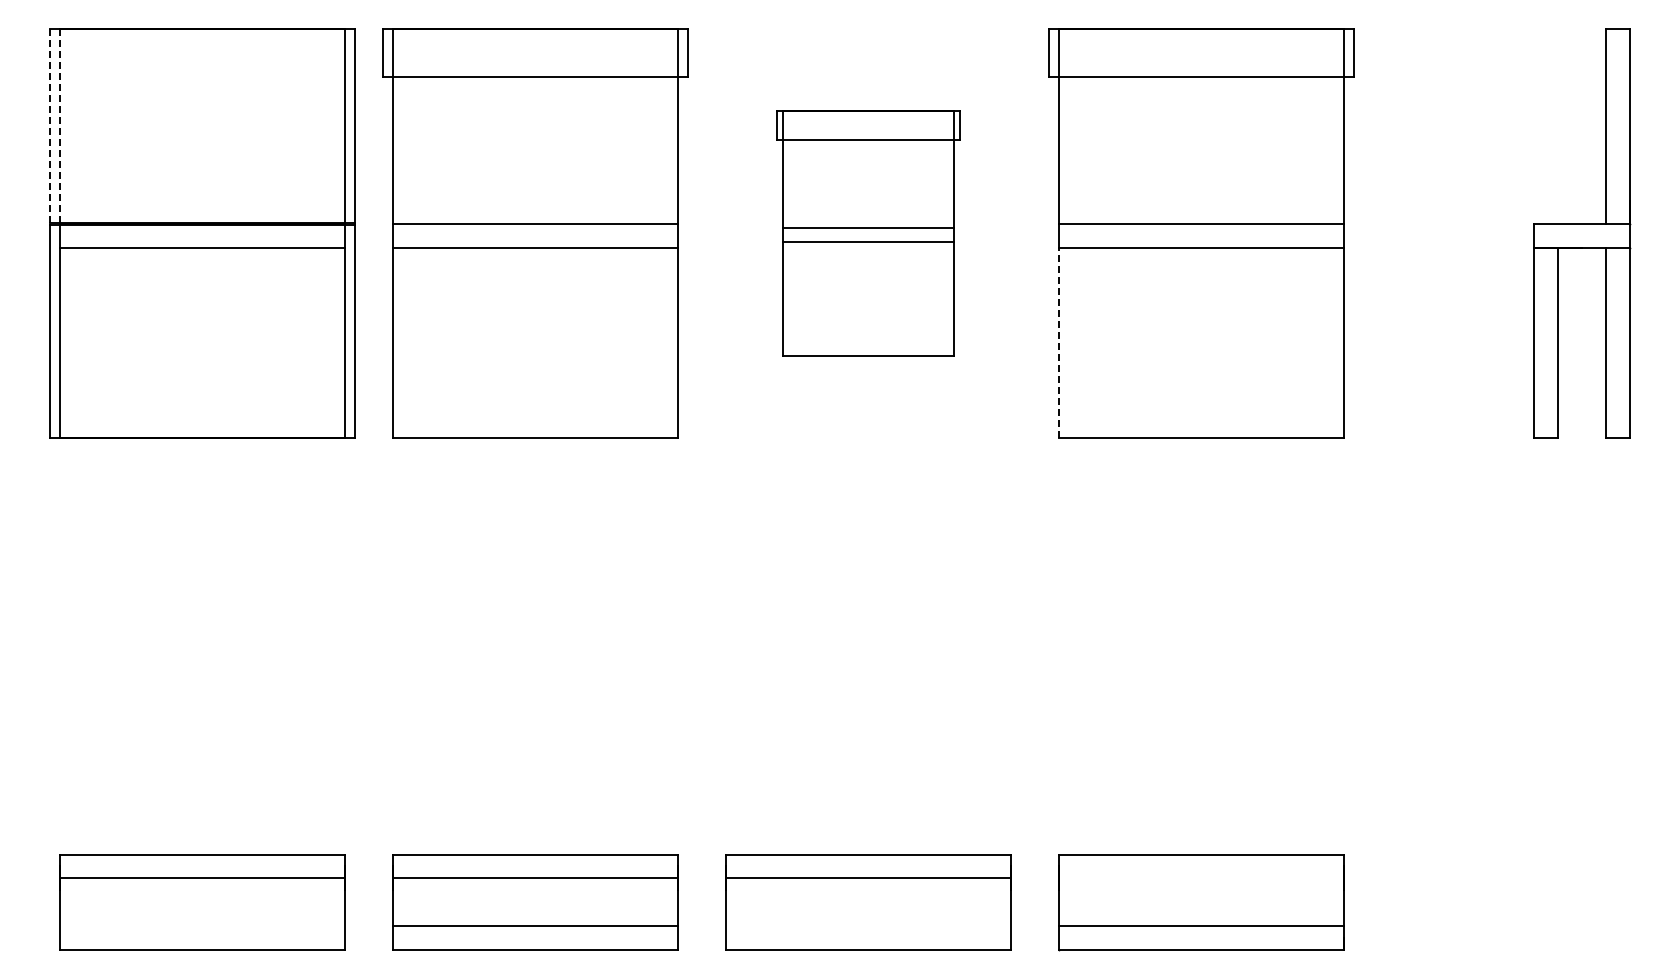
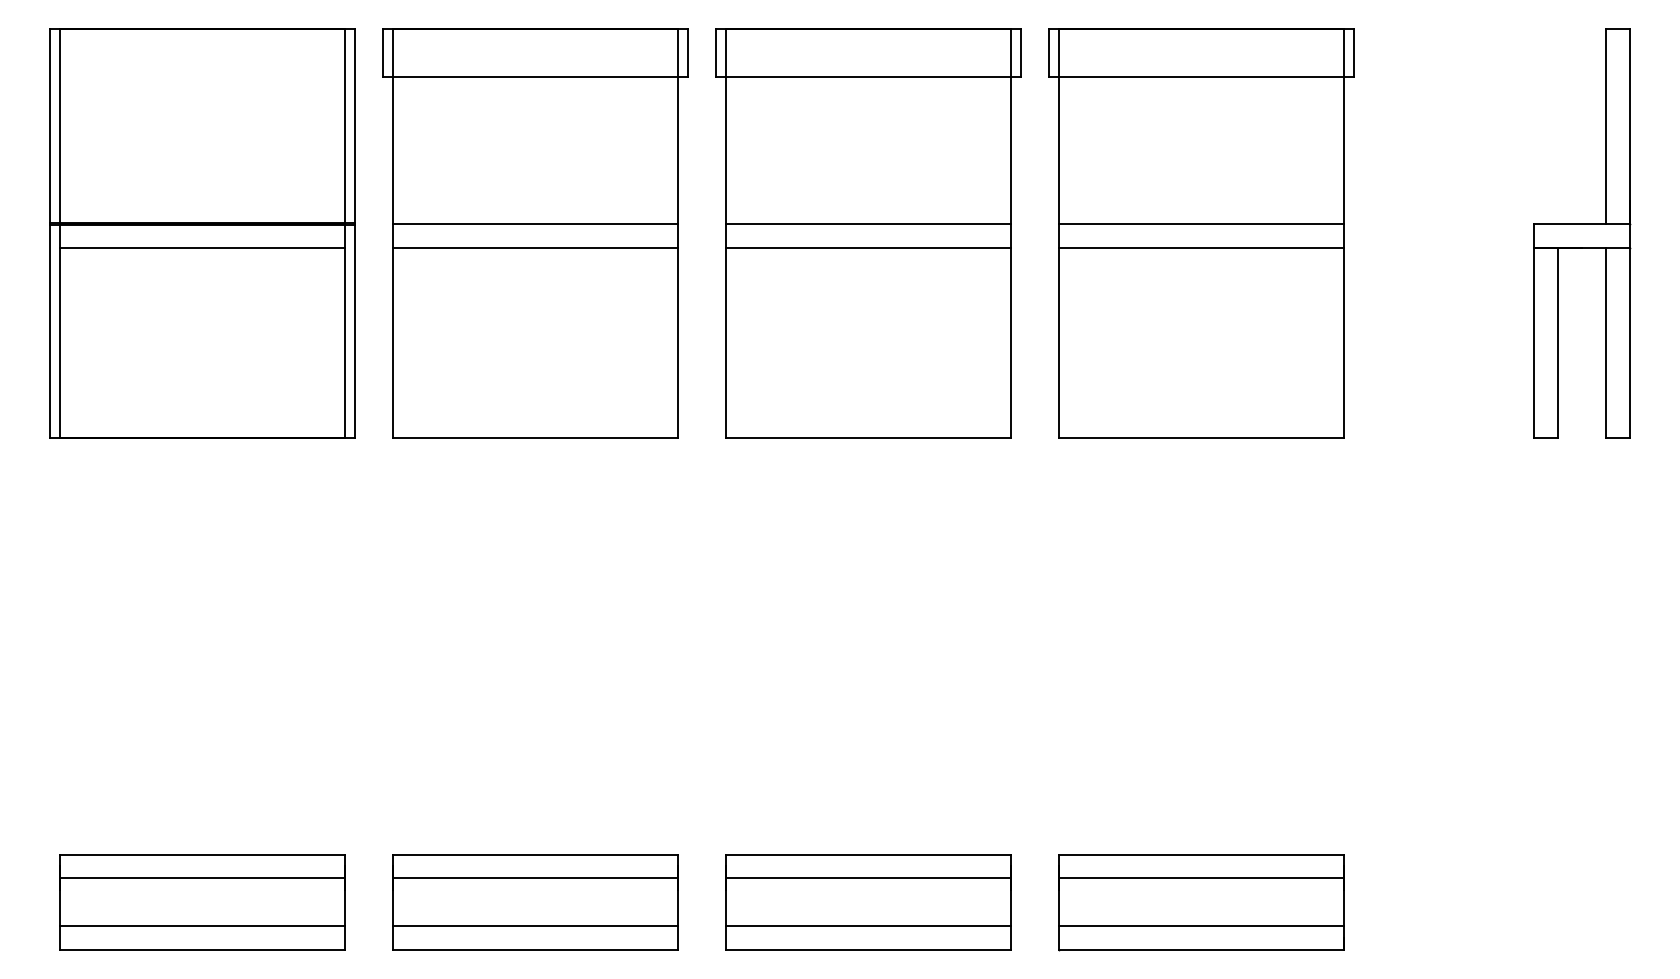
line: dashed -> solid (50, 126)
line: dashed -> solid (59, 126)
part size: 185x247 px -> 307x411 px (868, 233)
line: dashed -> solid (1058, 342)
line: none -> present (1201, 878)
line: none -> present (202, 925)
line: none -> present (868, 925)
